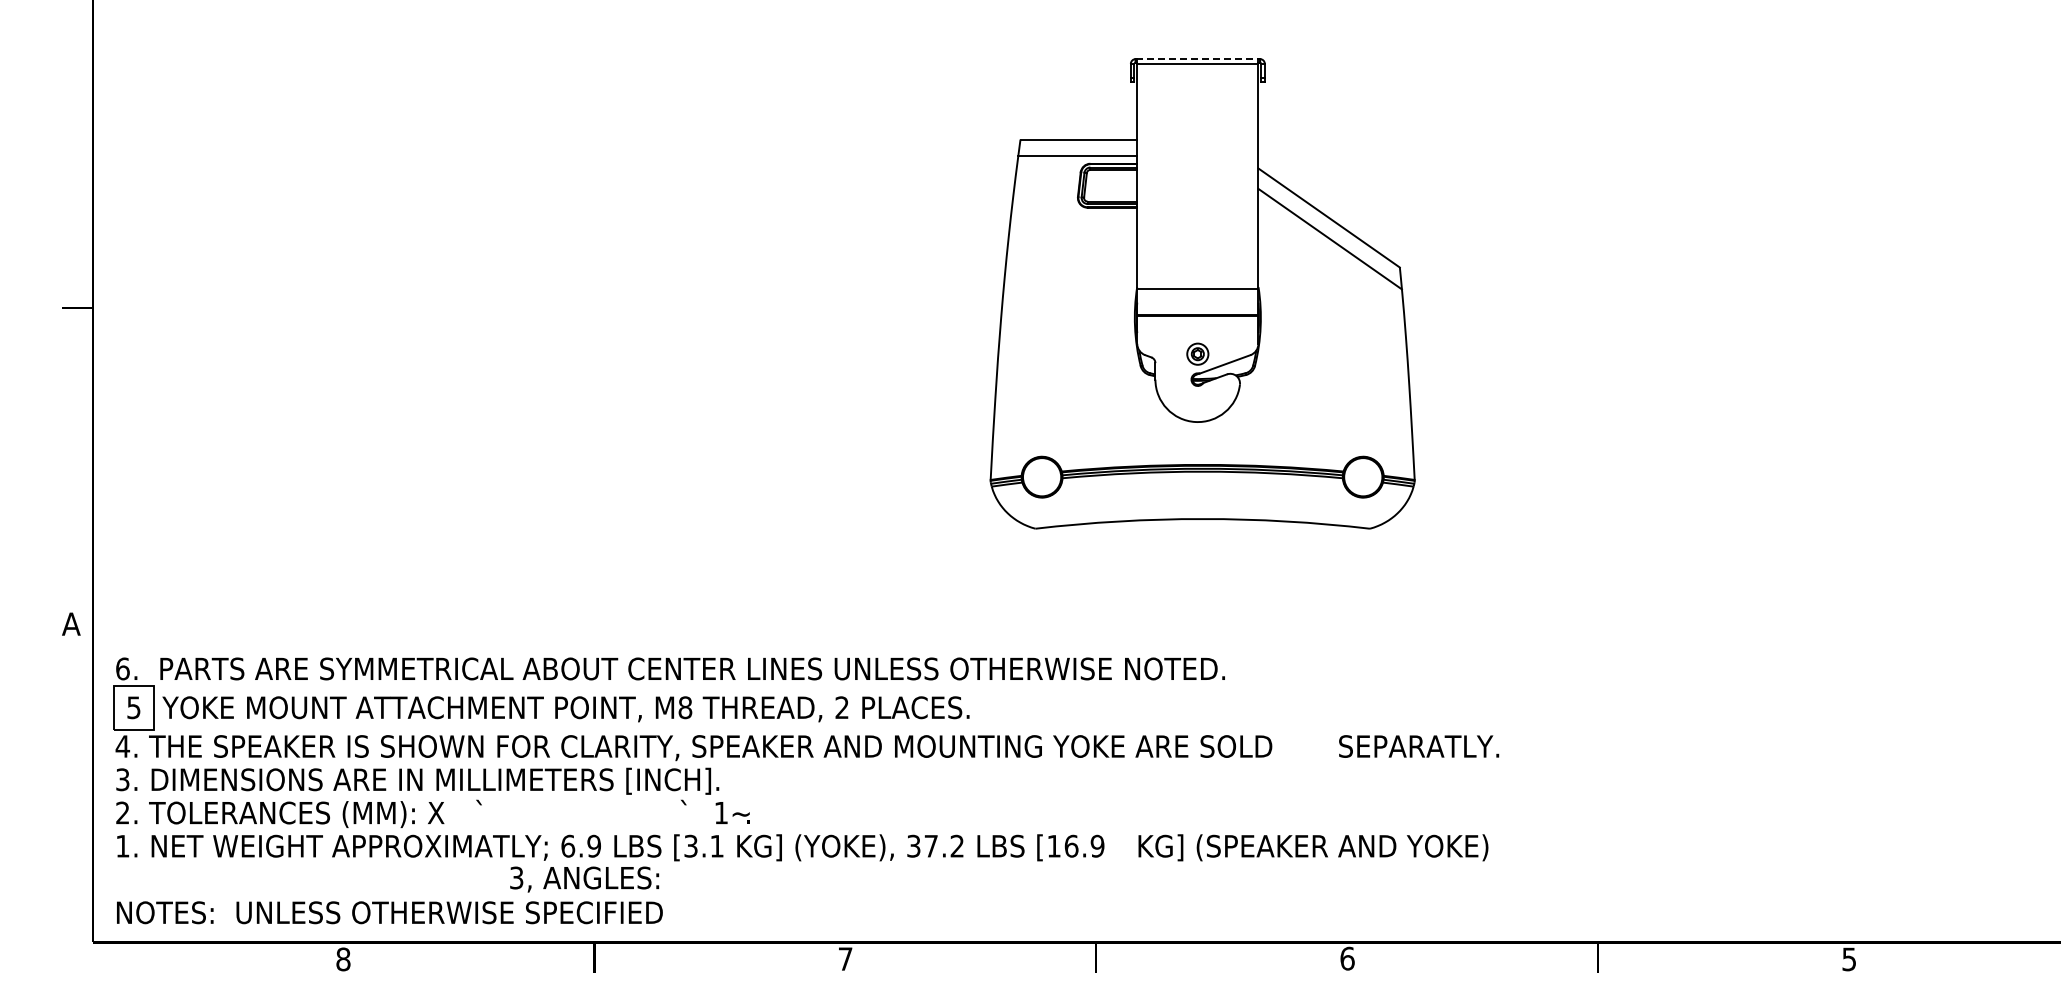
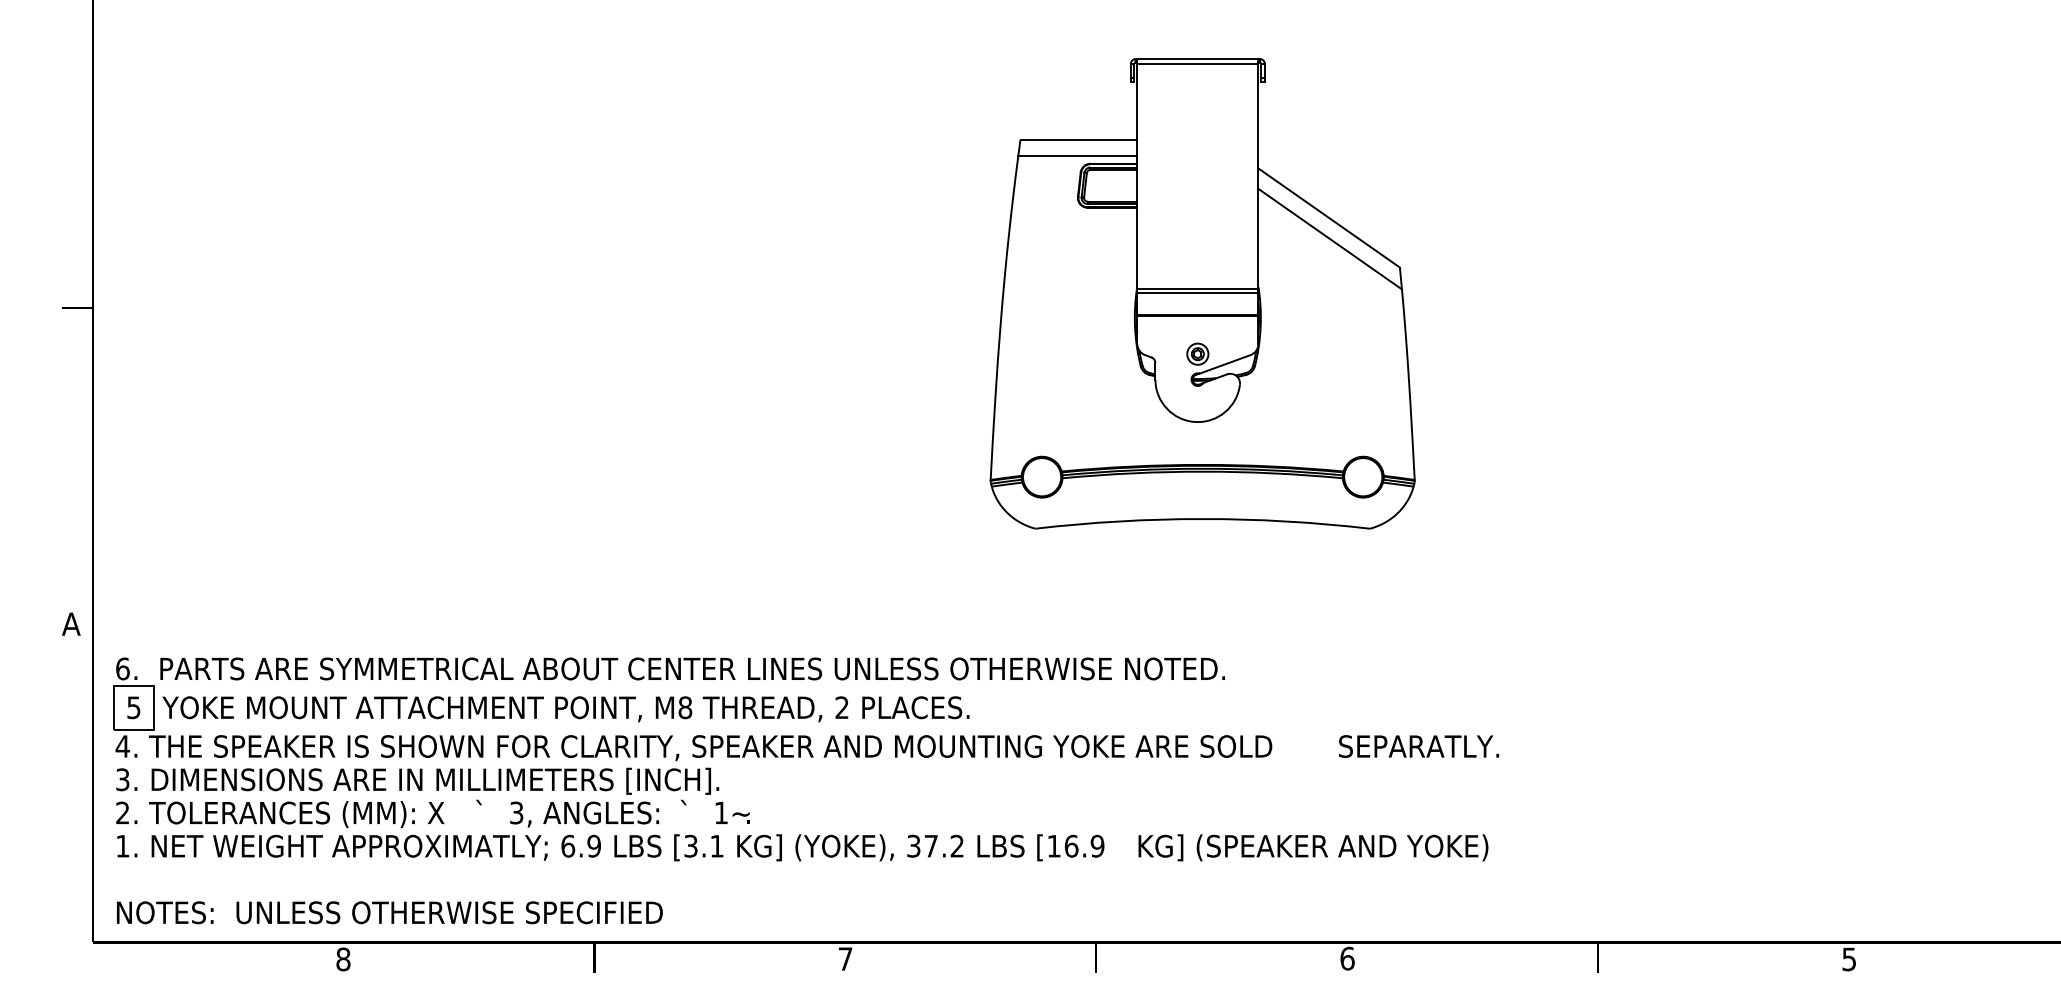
line: dashed -> solid (1198, 59)
line: none -> present (1197, 292)
text position: (584, 879) -> (584, 814) (584, 814)
